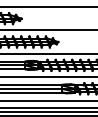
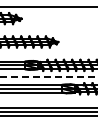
line: present -> none (48, 30)
line: present -> none (48, 53)
line: solid -> dashed (48, 77)
line: present -> none (48, 100)
